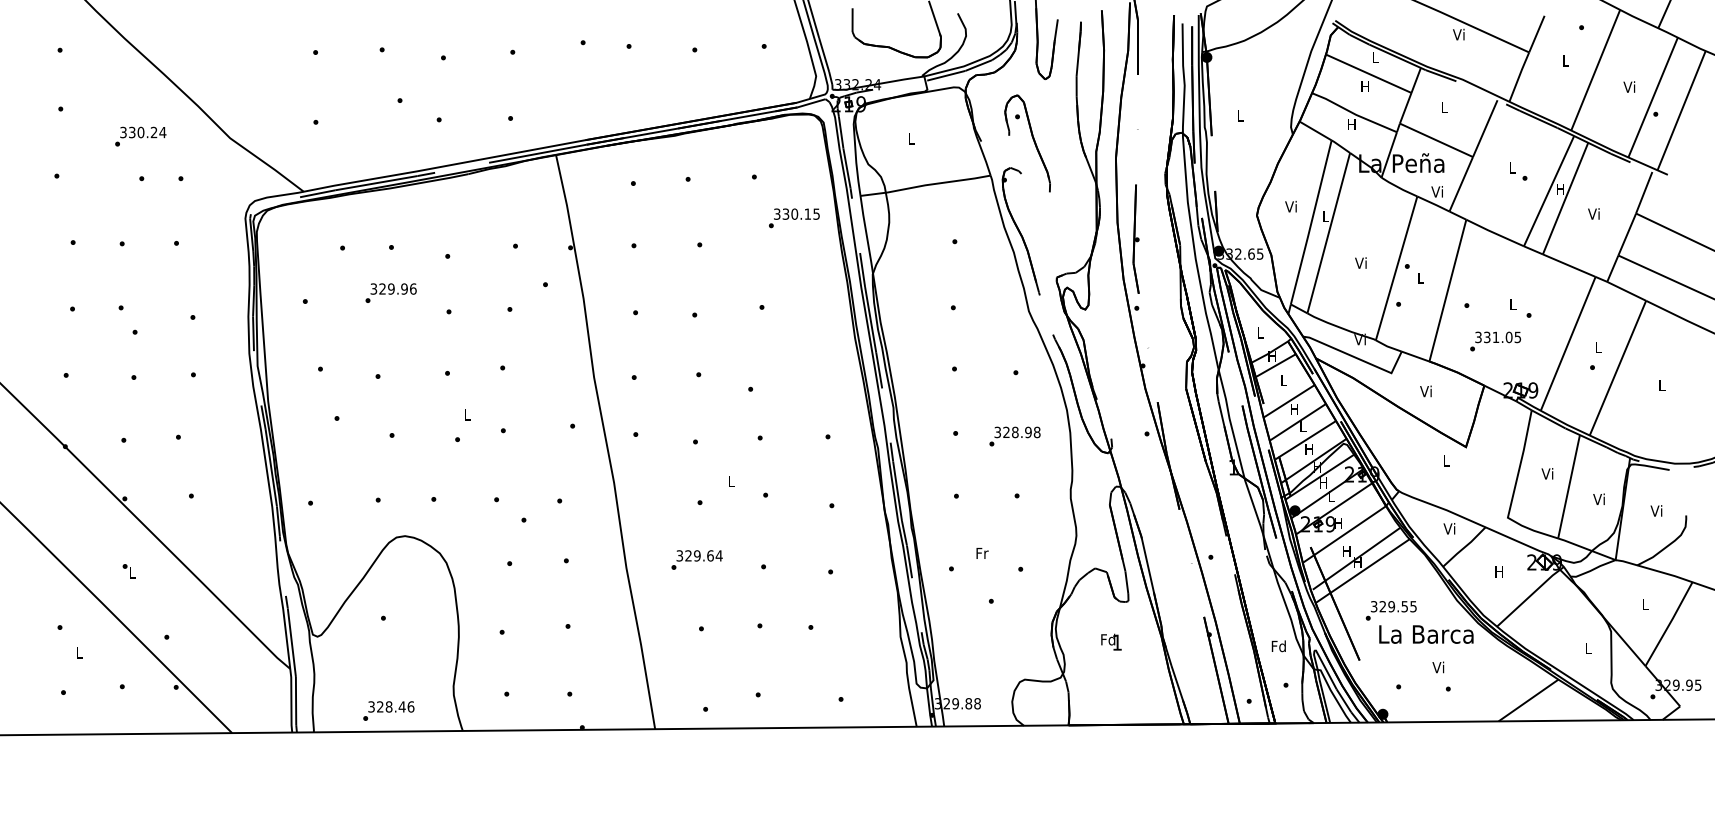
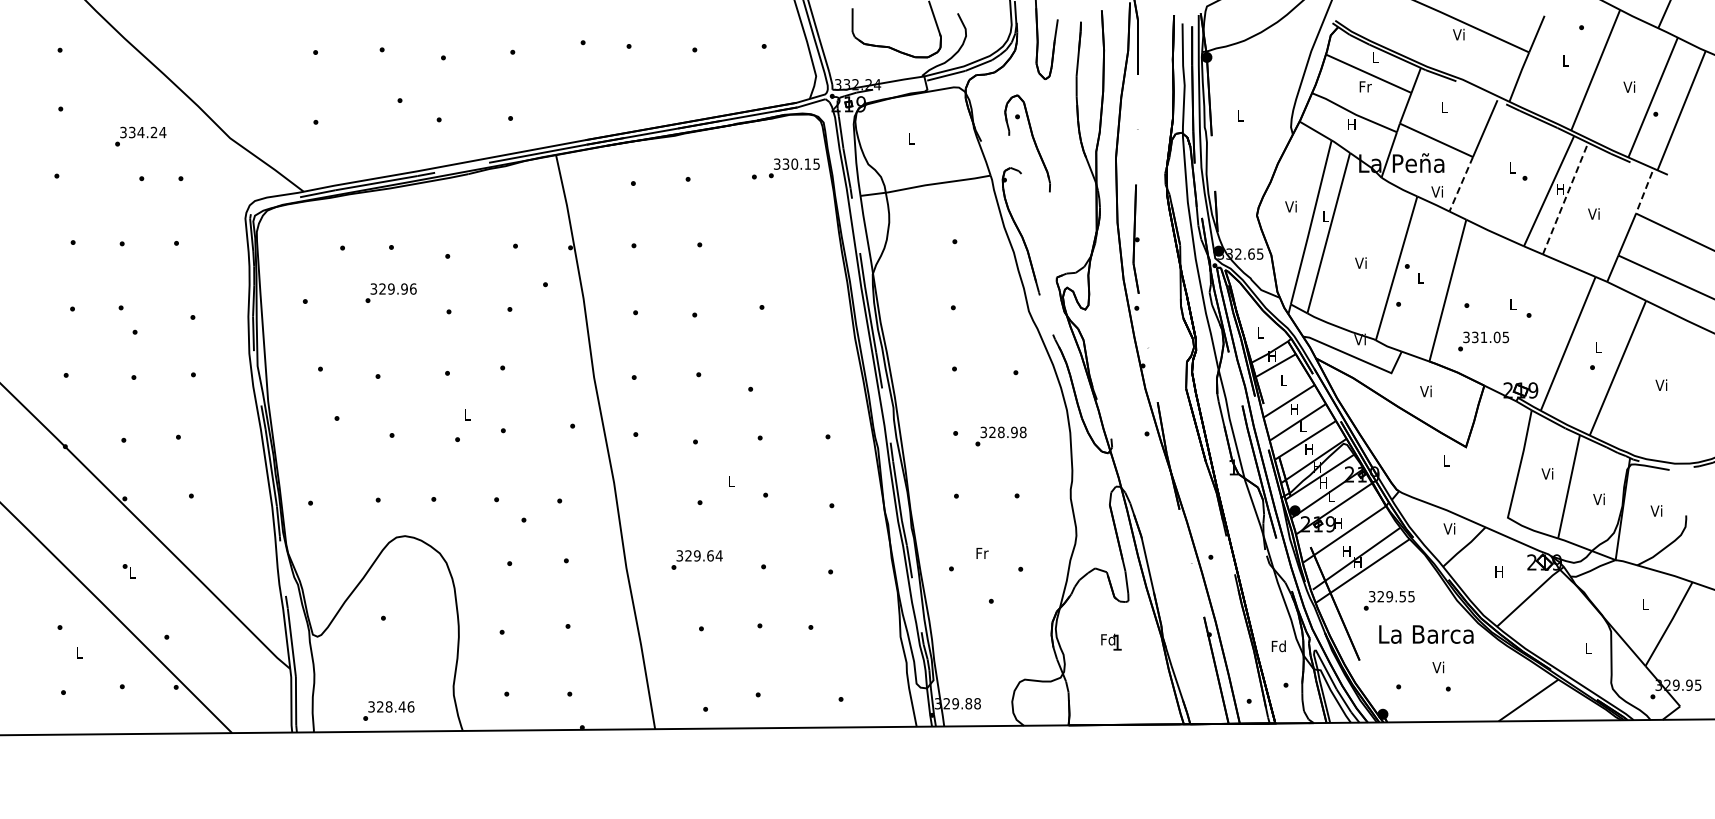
text: H -> Fr (1365, 86)
text: 330.24 -> 334.24 (140, 132)
line: solid -> dashed (1461, 184)
line: solid -> dashed (1644, 193)
line: solid -> dashed (1565, 198)
text position: (794, 218) -> (794, 168) (794, 168)
text position: (1495, 341) -> (1483, 341) (1483, 341)
text: L -> Vi (1661, 384)
text position: (1014, 436) -> (1000, 436) (1000, 436)
text position: (1390, 610) -> (1388, 600) (1388, 600)
